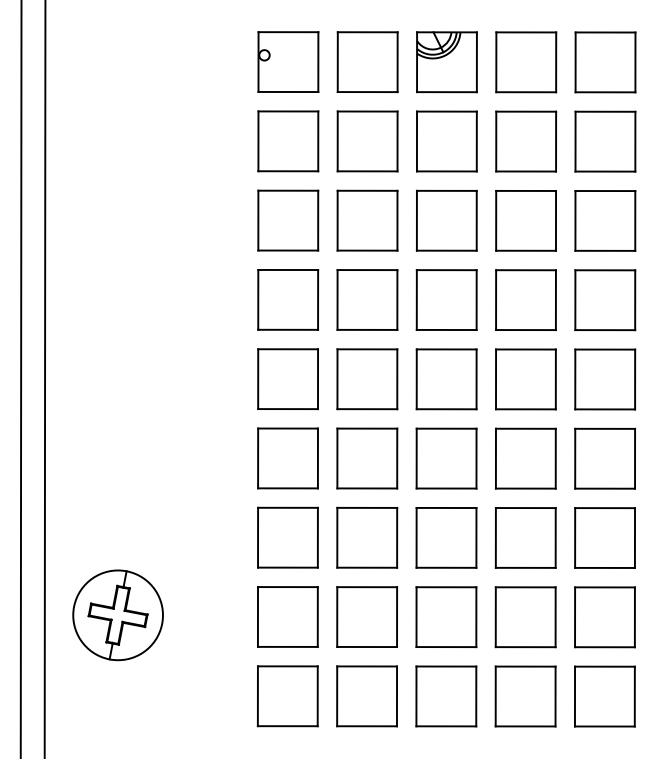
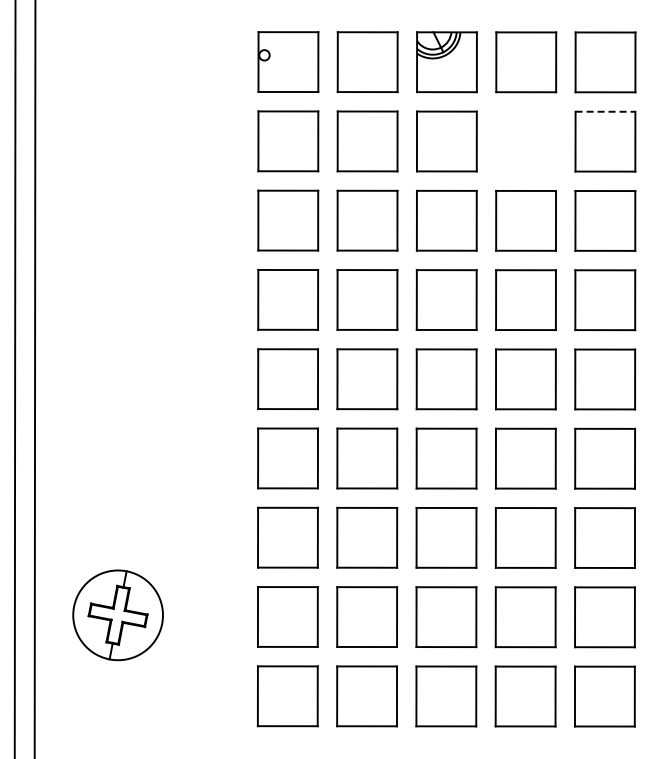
line: solid -> dashed (605, 111)
part: present -> none (526, 141)
line position: (20, 378) -> (14, 378) (14, 378)
line position: (44, 378) -> (34, 378) (34, 378)
